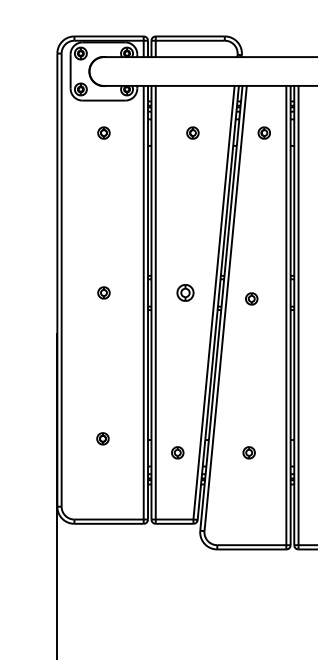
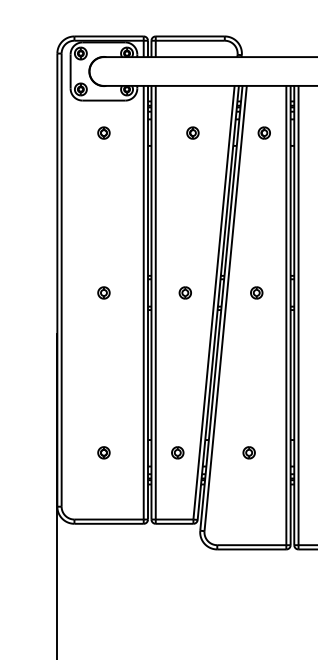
part size: 19x18 px -> 14x14 px (184, 292)
part position: (251, 298) -> (256, 292) (256, 292)
part position: (102, 438) -> (103, 452) (103, 452)
